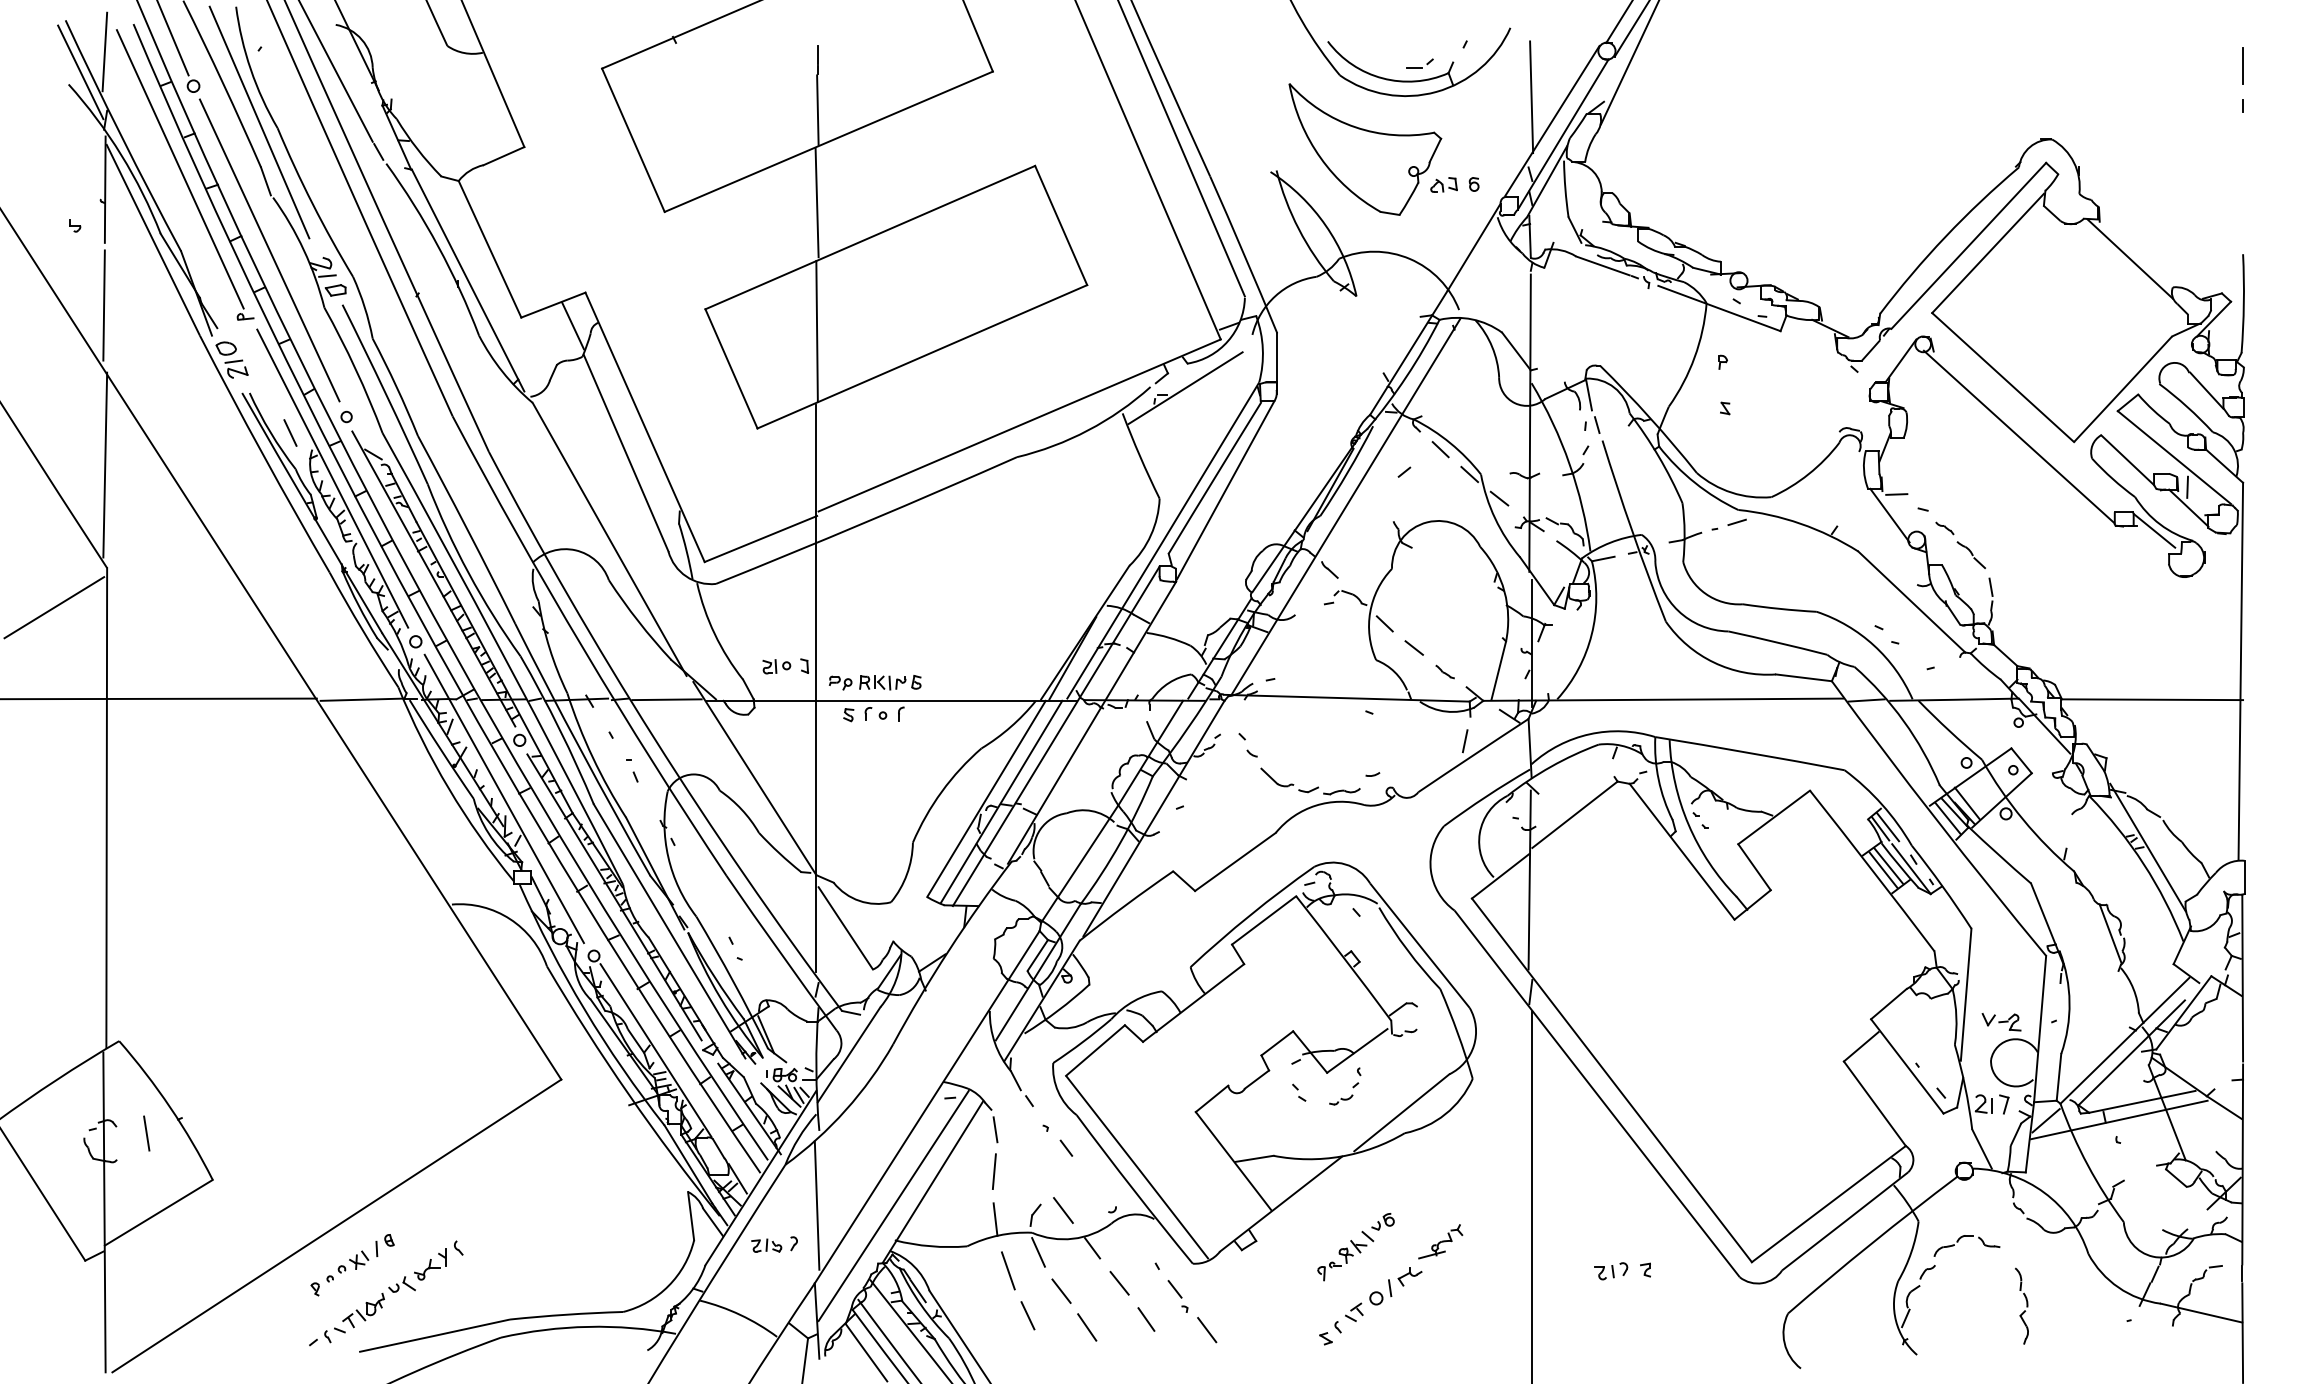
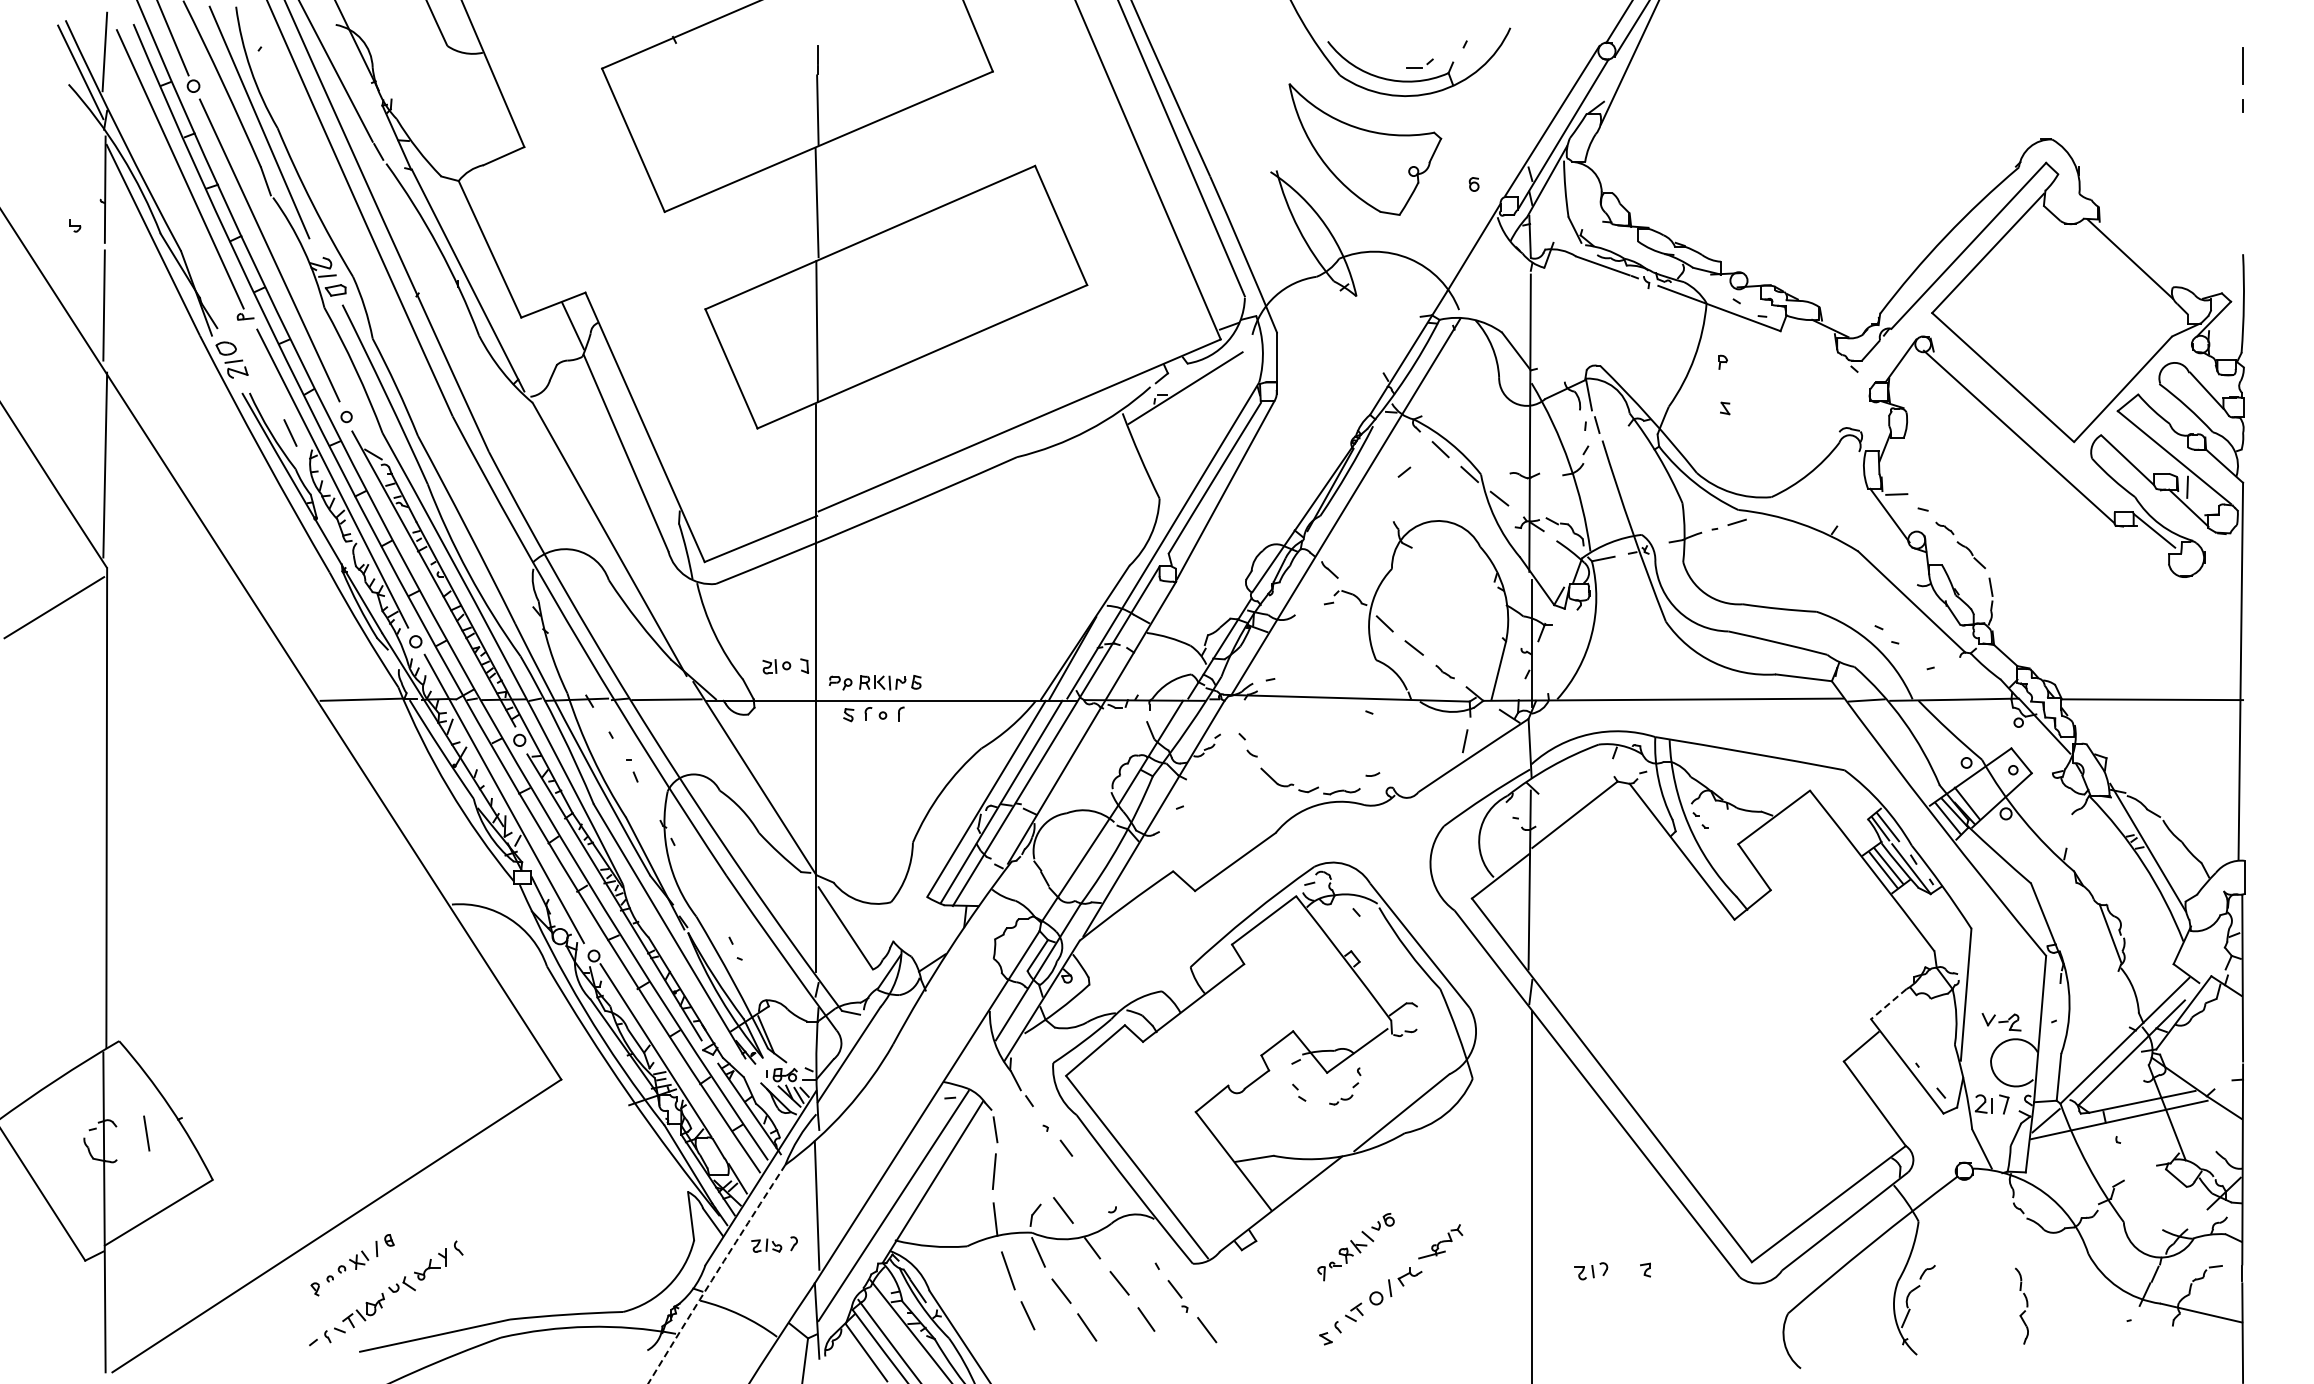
line: present -> none (1531, 97)
part: present -> none (1443, 184)
line: present -> none (159, 698)
line: solid -> dashed (1888, 1004)
part: present -> none (1960, 1239)
part position: (1611, 1271) -> (1591, 1271) (1591, 1271)
arc: solid -> dashed (716, 1273)
